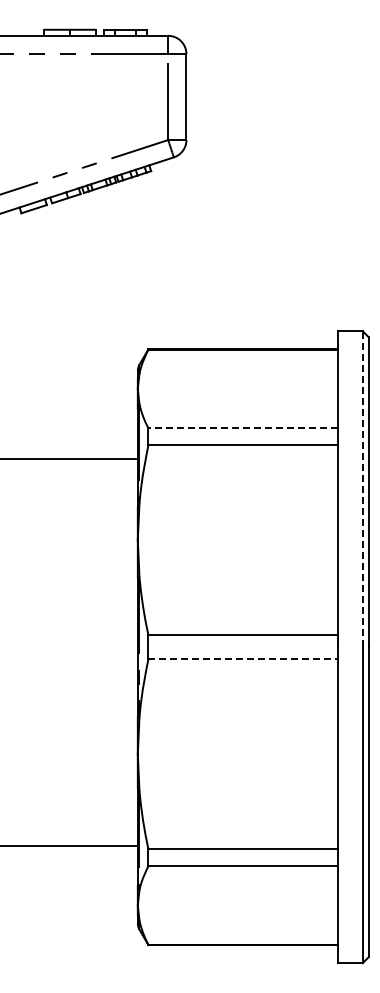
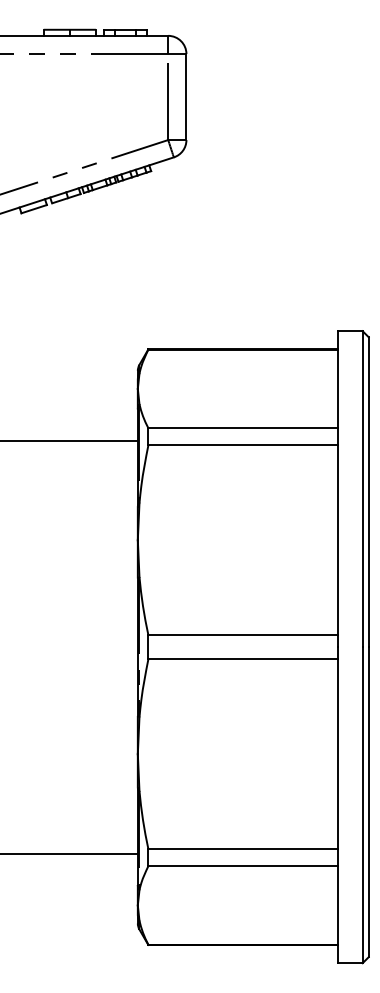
line: dashed -> solid (242, 428)
line position: (69, 458) -> (69, 440) (69, 440)
line: dashed -> solid (362, 488)
line: dashed -> solid (243, 659)
line position: (69, 845) -> (69, 853) (69, 853)
